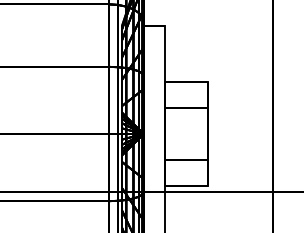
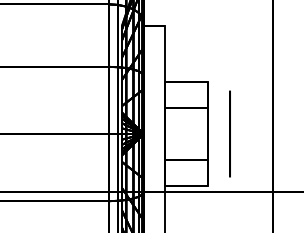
circle: none -> present (229, 133)
